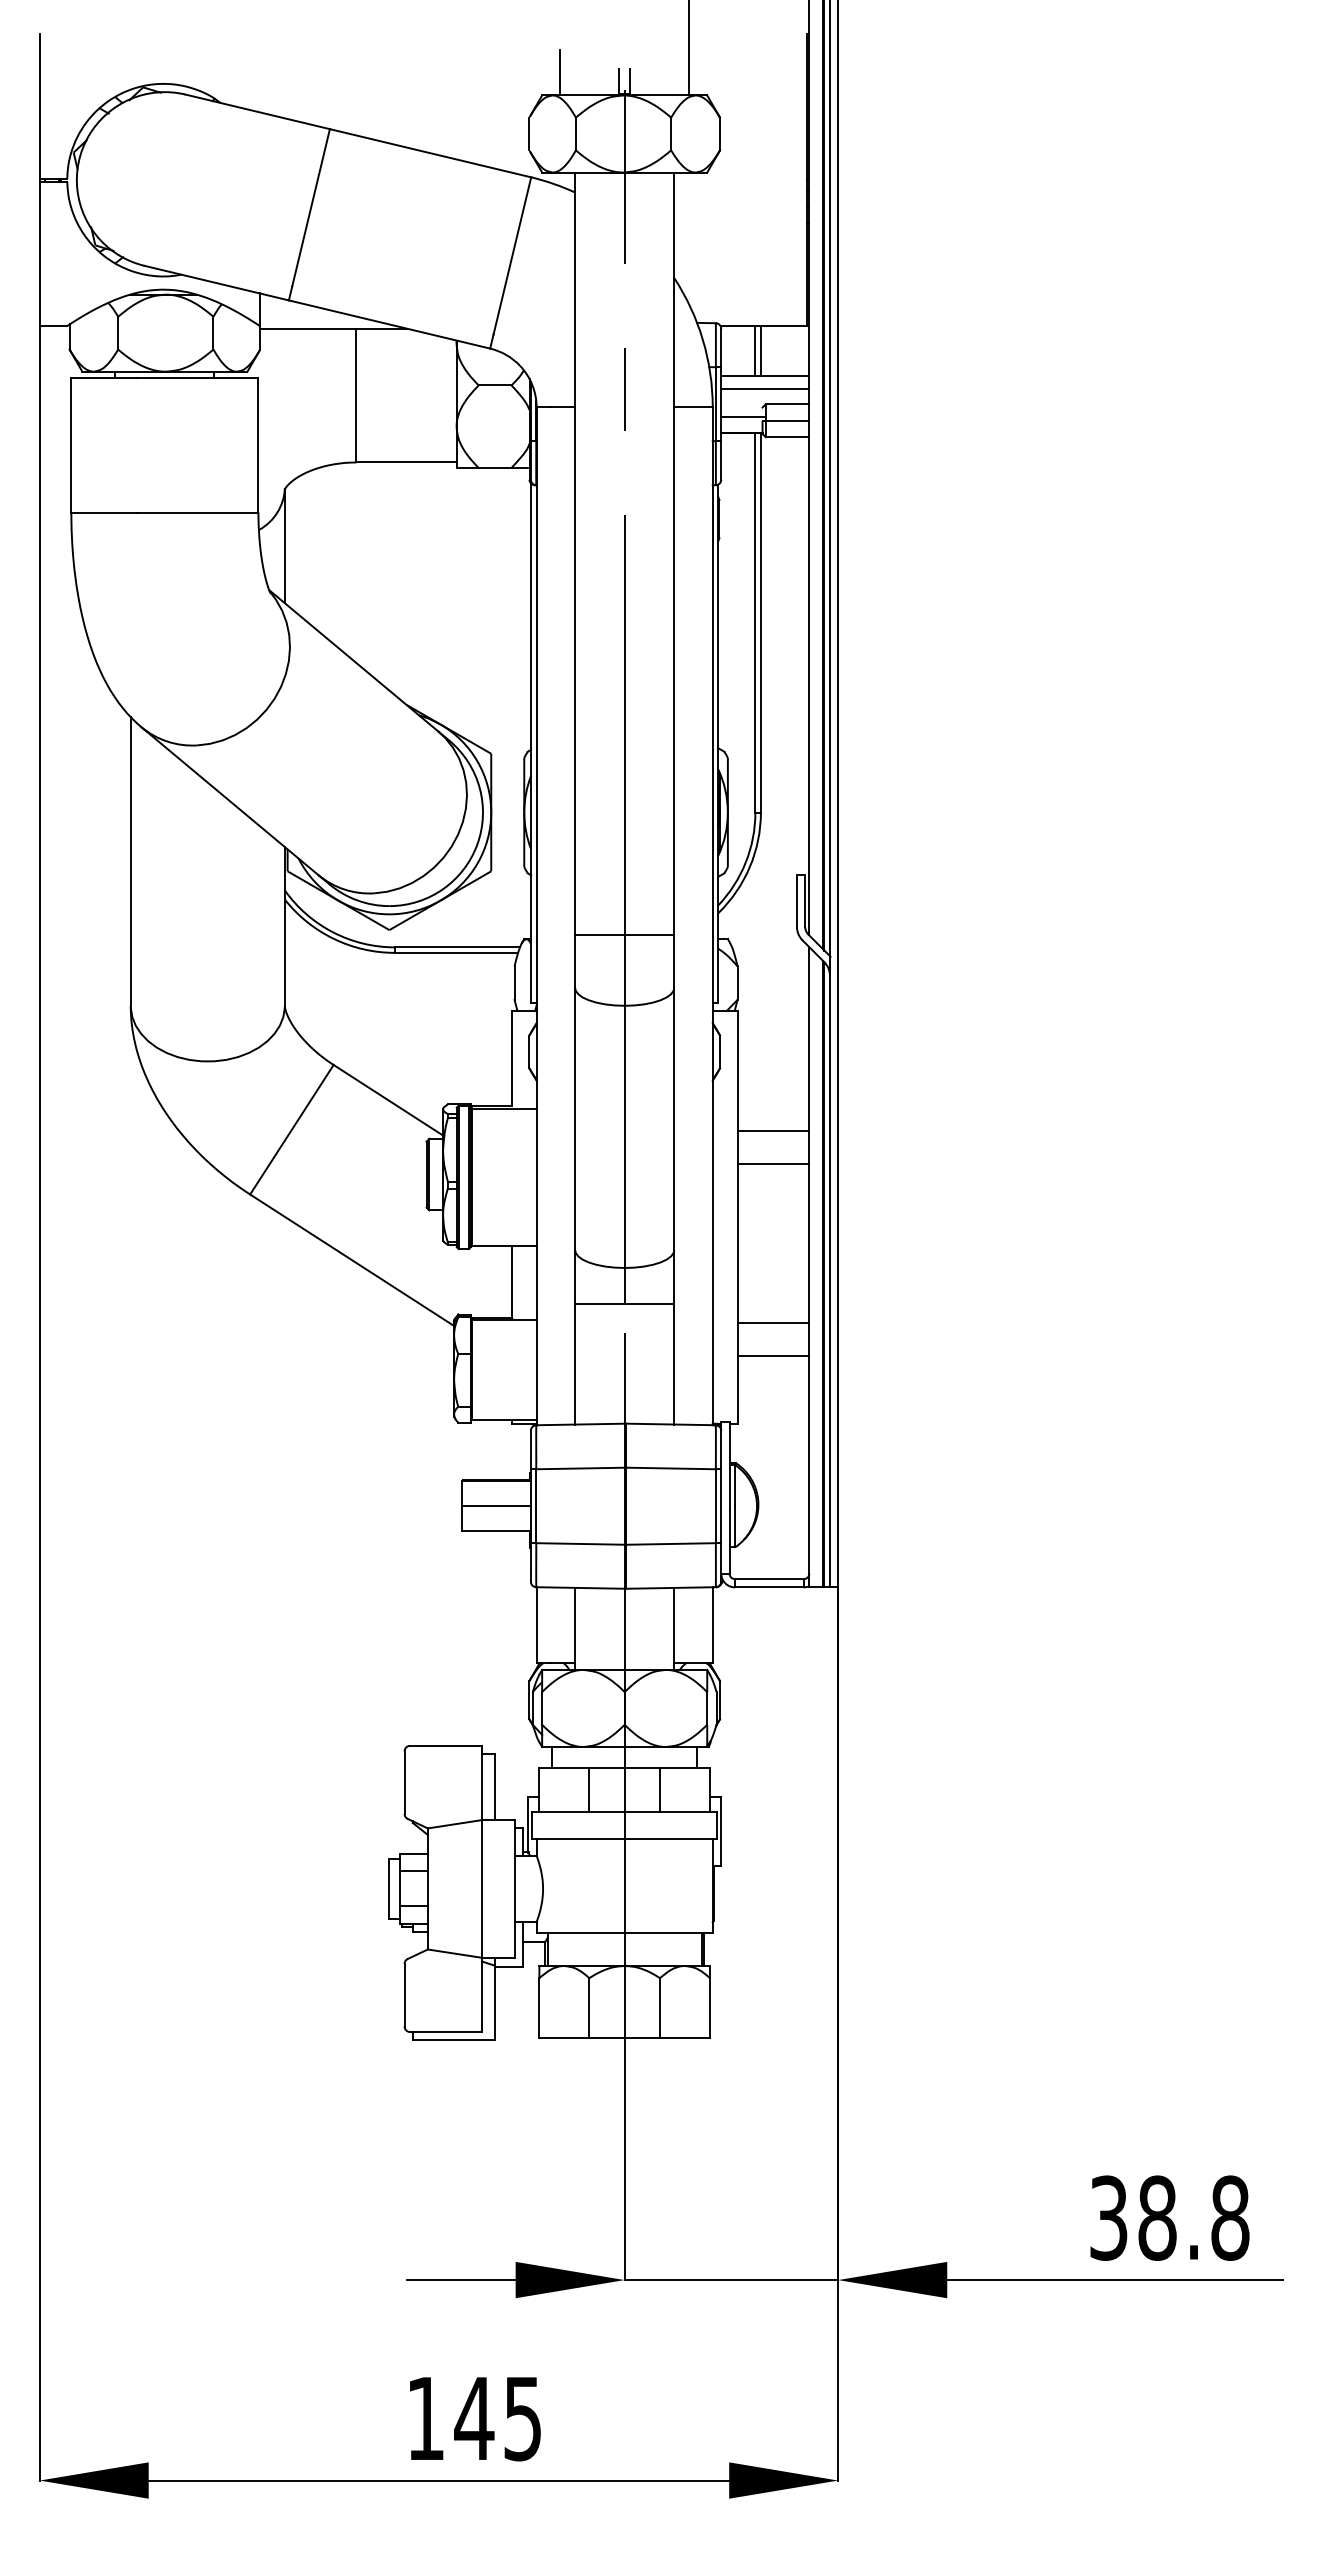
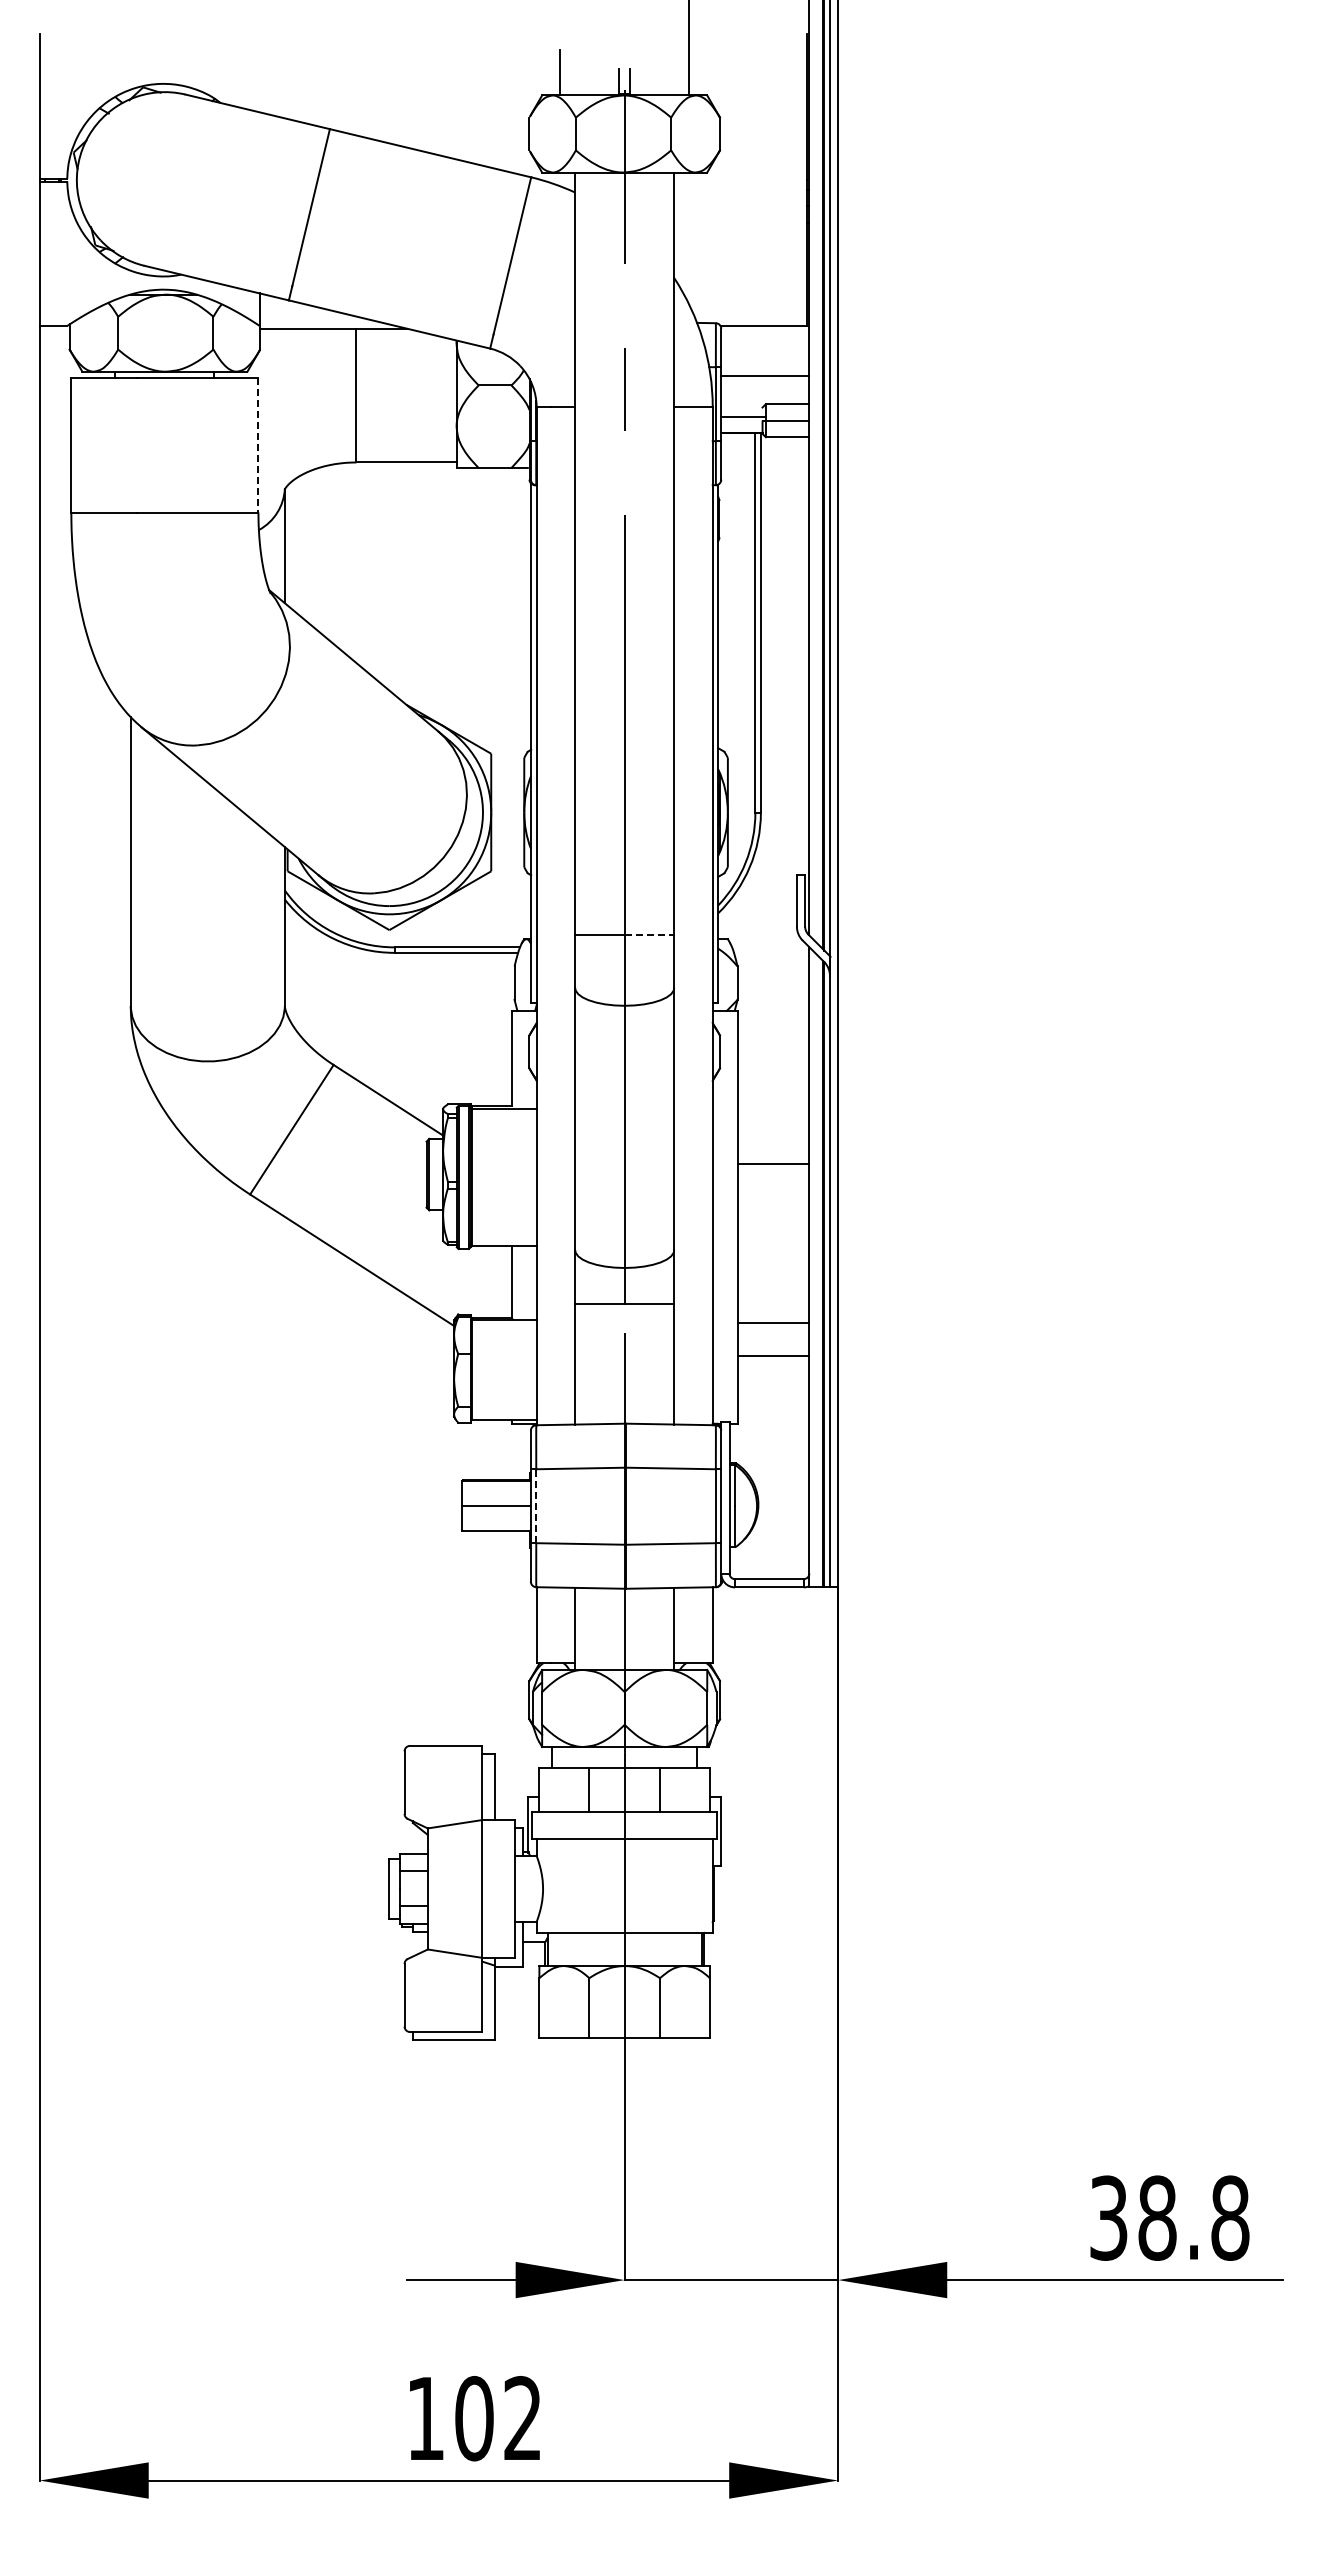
line: present -> none (755, 350)
line: present -> none (760, 350)
line: present -> none (765, 388)
line: solid -> dashed (258, 445)
line: solid -> dashed (649, 934)
line: present -> none (773, 1130)
line: solid -> dashed (536, 1506)
text: 145 -> 102 (497, 2418)
